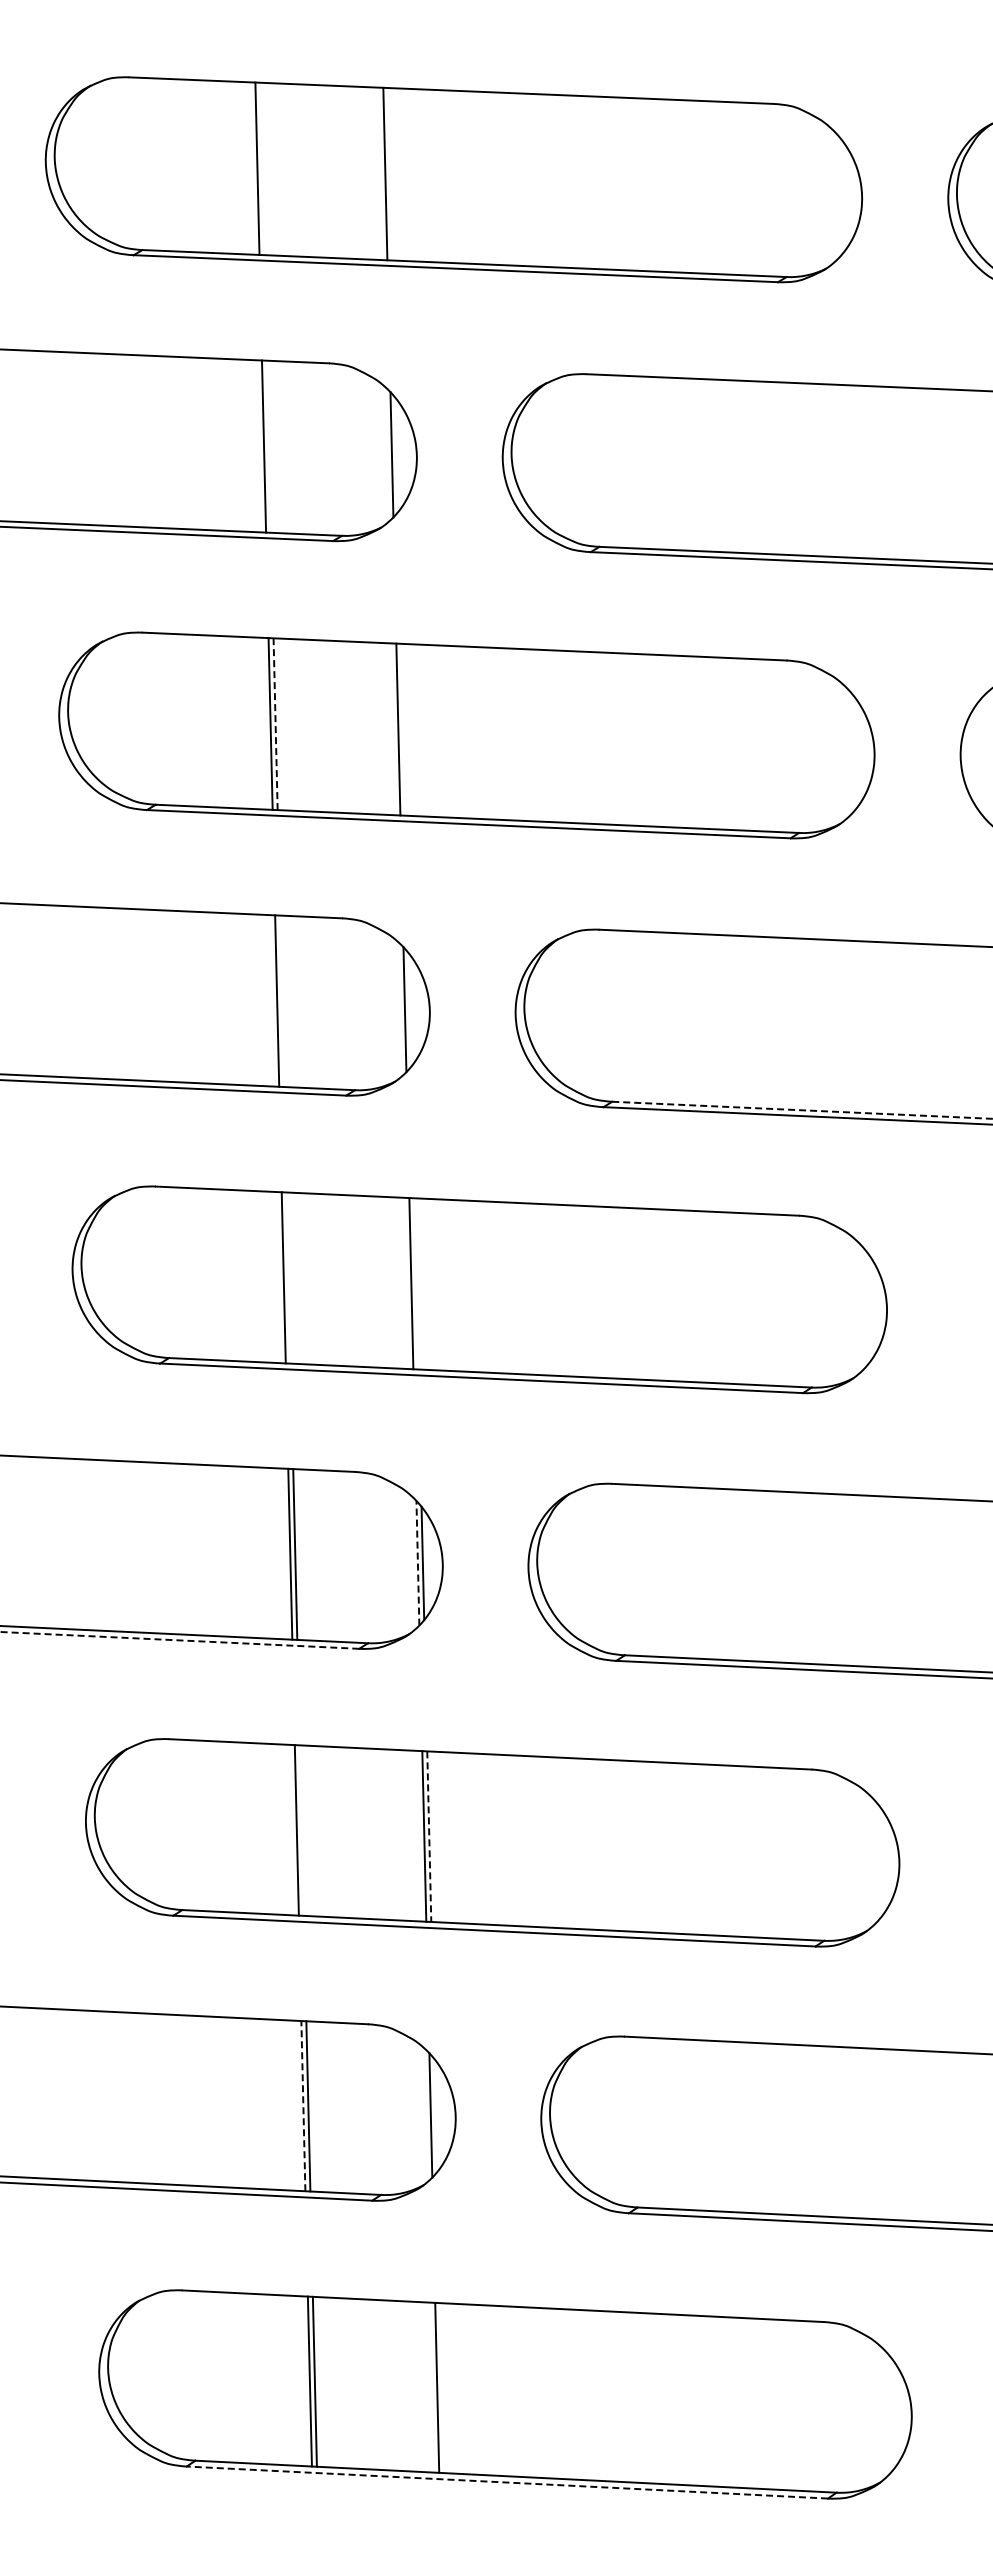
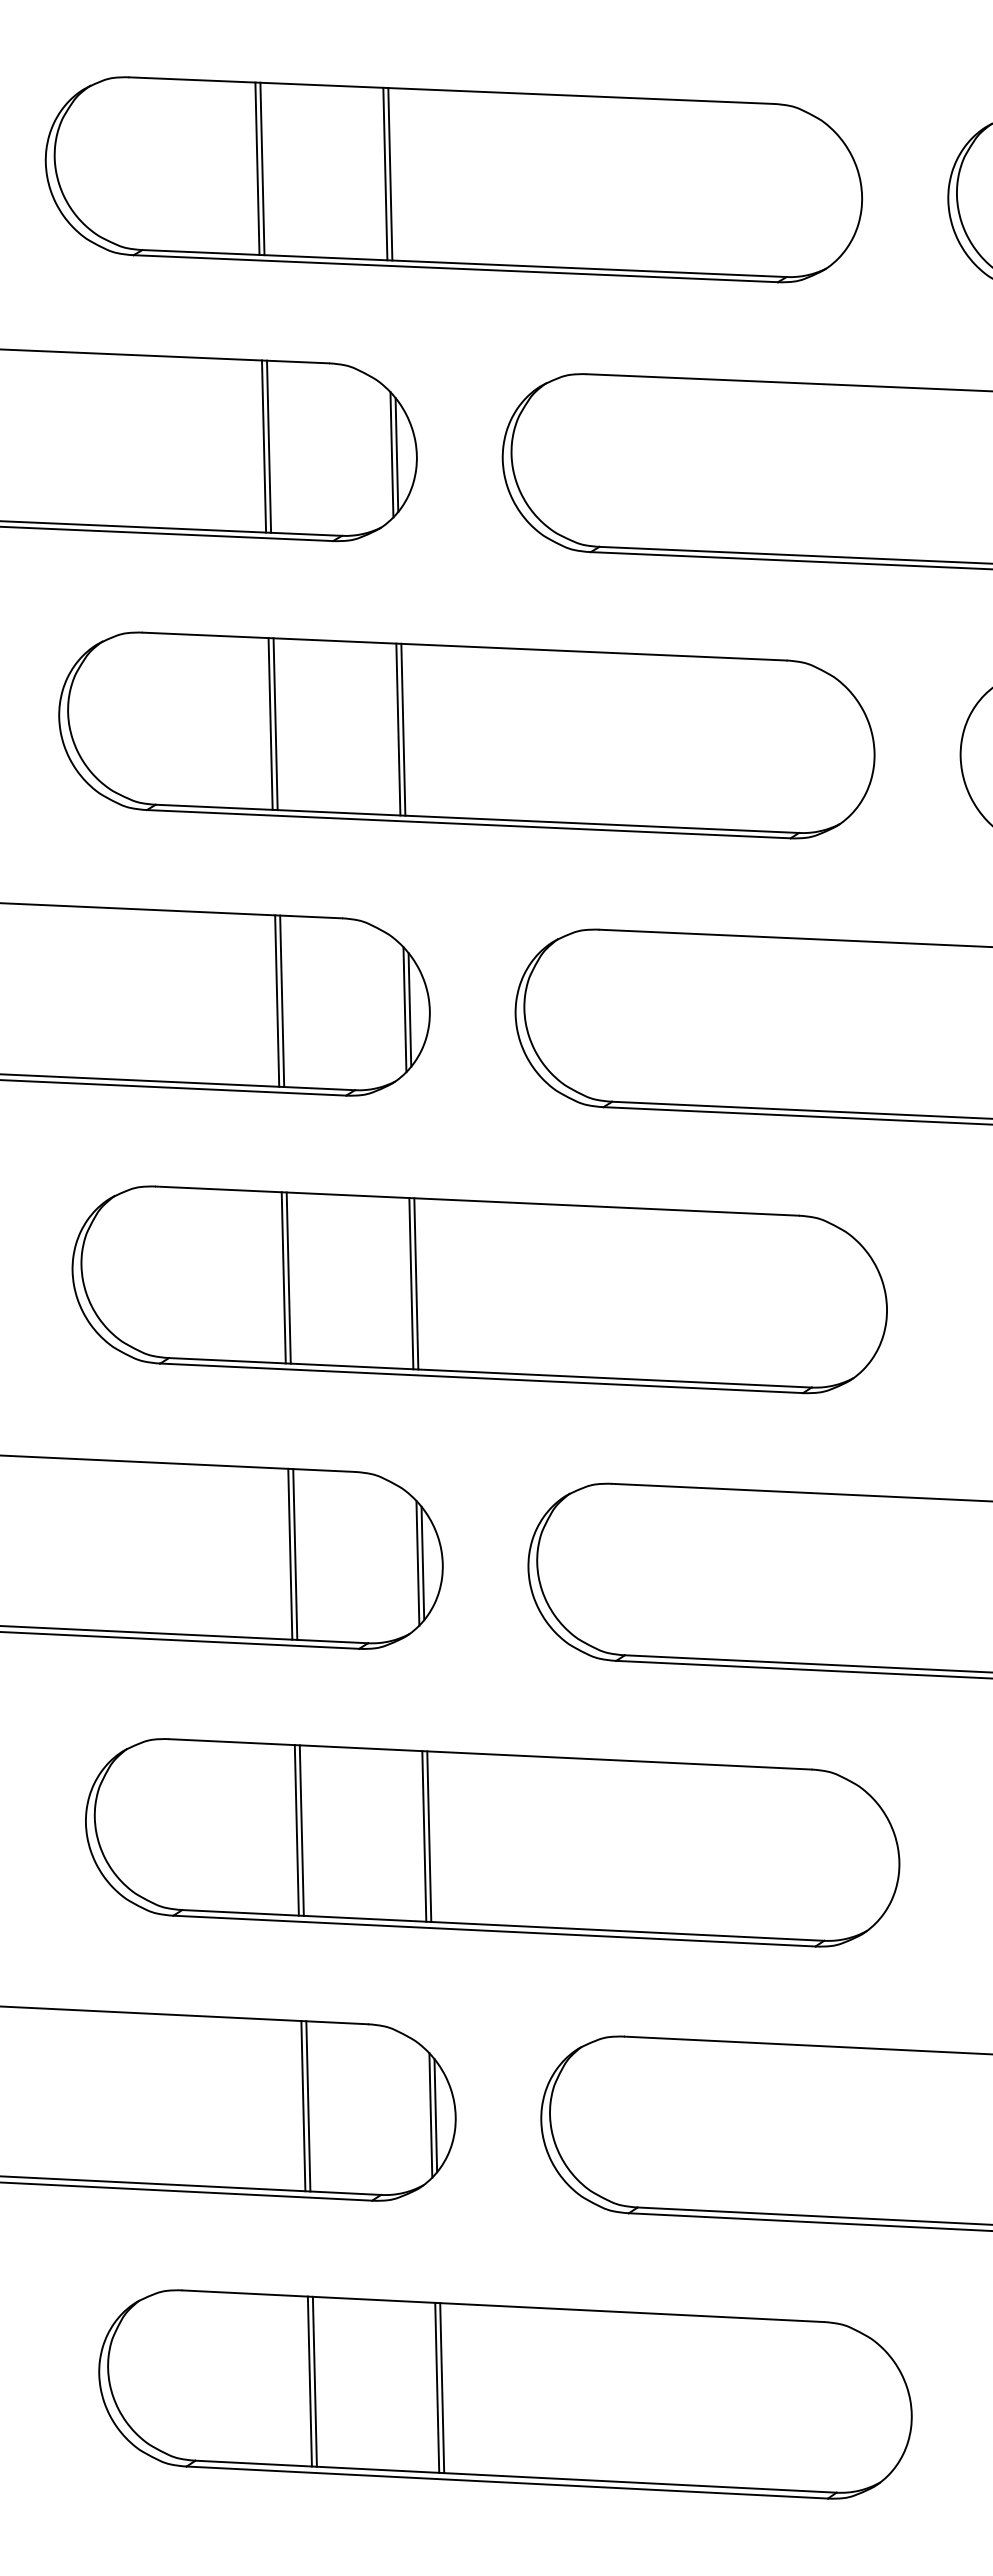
line: none -> present (262, 168)
line: none -> present (390, 174)
line: none -> present (269, 446)
line: none -> present (396, 455)
line: dashed -> solid (275, 724)
line: none -> present (403, 729)
line: none -> present (282, 1001)
line: none -> present (409, 1009)
line: dashed -> solid (802, 1110)
line: none -> present (288, 1277)
line: none -> present (416, 1283)
line: dashed -> solid (417, 1562)
line: dashed -> solid (179, 1640)
line: none -> present (301, 1830)
line: dashed -> solid (429, 1837)
line: dashed -> solid (303, 2105)
line: none -> present (435, 2115)
line: none -> present (442, 2388)
line: dashed -> solid (506, 2482)
